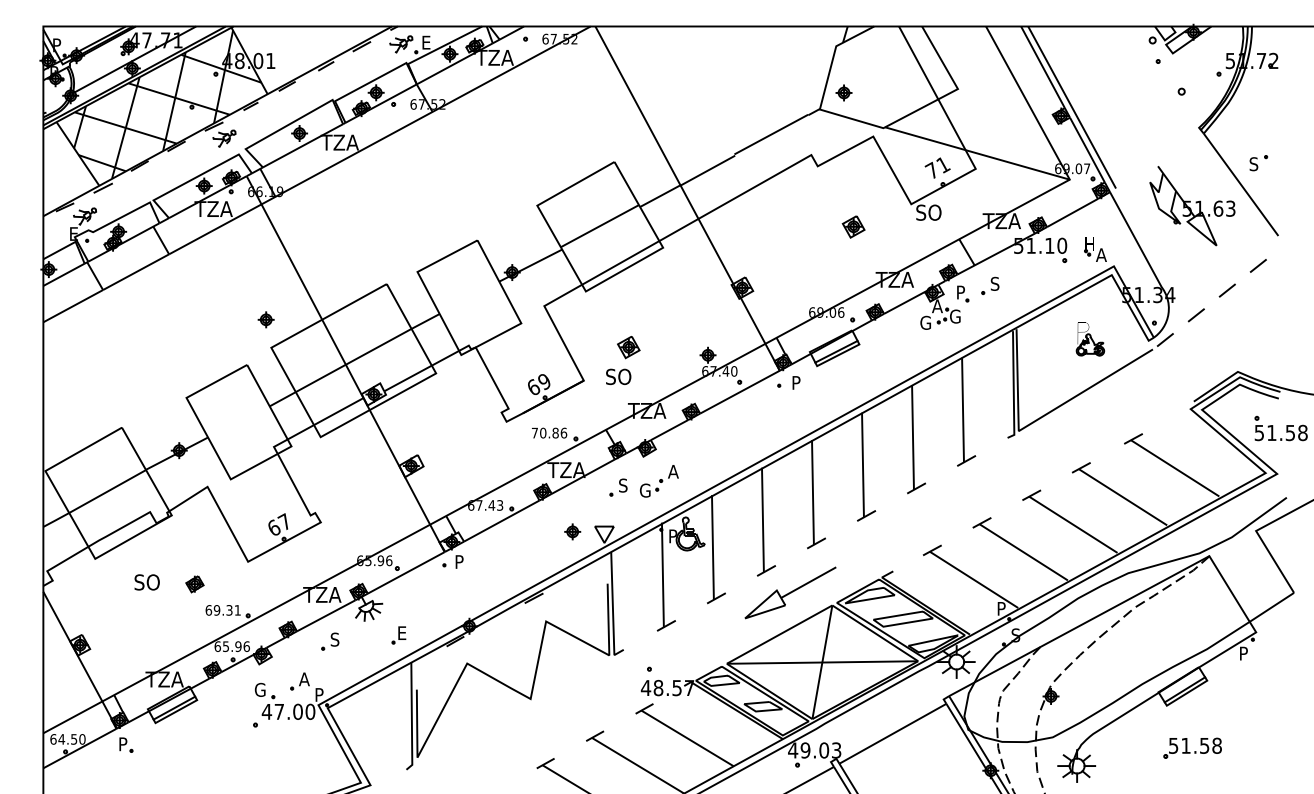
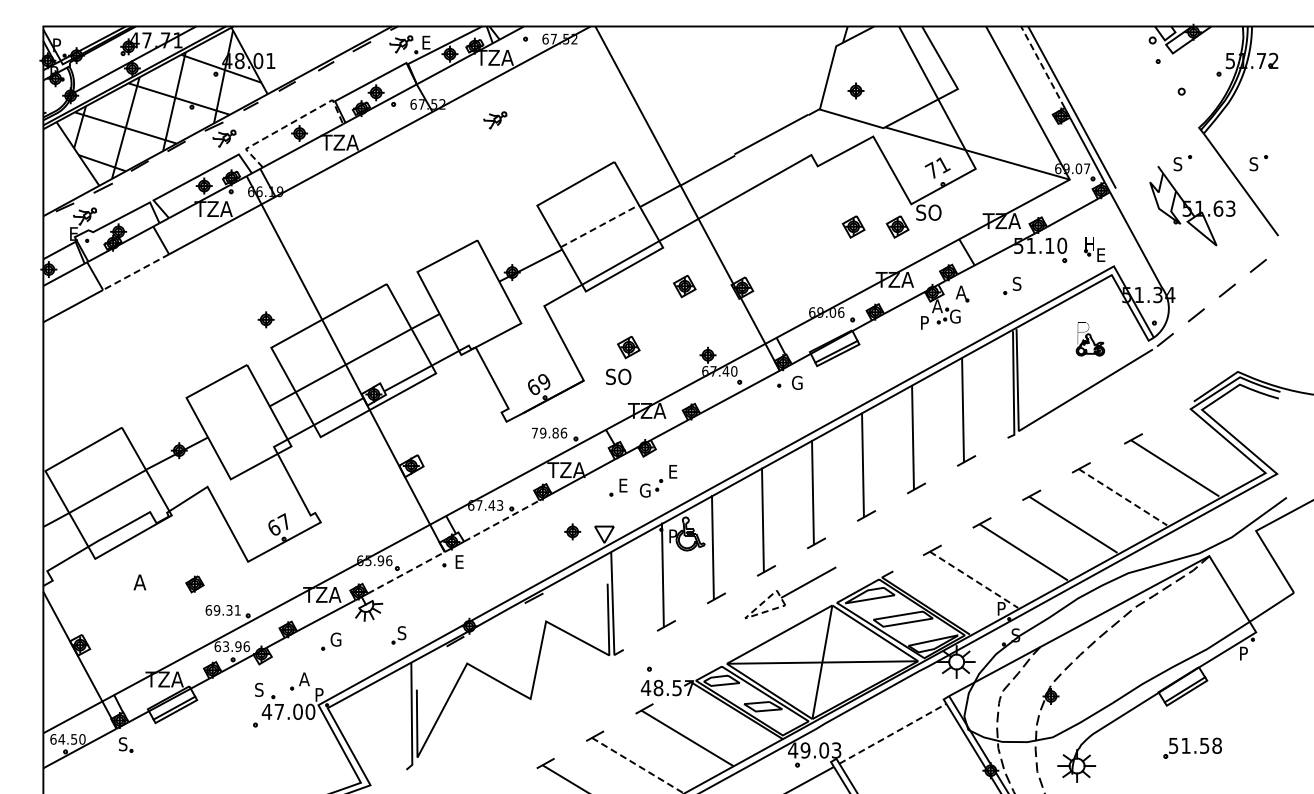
line: solid -> dashed (1042, 66)
part position: (843, 92) -> (855, 90) (855, 90)
part: none -> present (495, 120)
line: solid -> dashed (290, 124)
part: none -> present (1182, 163)
line: solid -> dashed (600, 226)
part: none -> present (897, 226)
text: A -> E (1101, 254)
line: solid -> dashed (136, 272)
part position: (990, 285) -> (1012, 285) (1012, 285)
part: none -> present (684, 286)
text: P -> A (960, 292)
text: G -> P (925, 322)
text: P -> G (797, 382)
part: present -> none (1280, 428)
text: 70.86 -> 79.86 (543, 433)
text: A -> E (673, 471)
text: S -> E (623, 485)
line: solid -> dashed (1123, 497)
line: solid -> dashed (501, 521)
text: P -> E (460, 561)
line: solid -> dashed (406, 572)
line: solid -> dashed (974, 580)
text: SO -> A (146, 582)
line: solid -> dashed (751, 612)
text: E -> S (401, 633)
text: S -> G (335, 639)
text: 65.96 -> 63.96 (225, 645)
text: G -> S (259, 689)
line: solid -> dashed (893, 733)
text: P -> S (123, 744)
line: solid -> dashed (638, 765)
